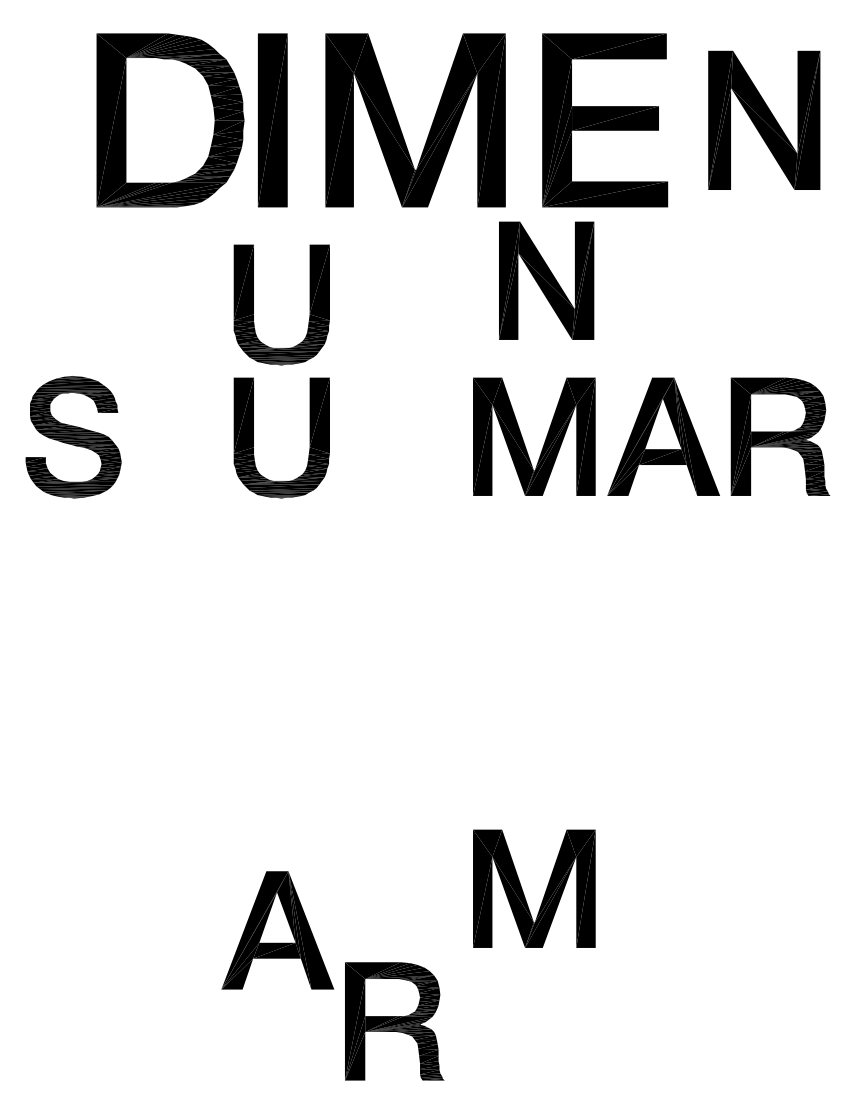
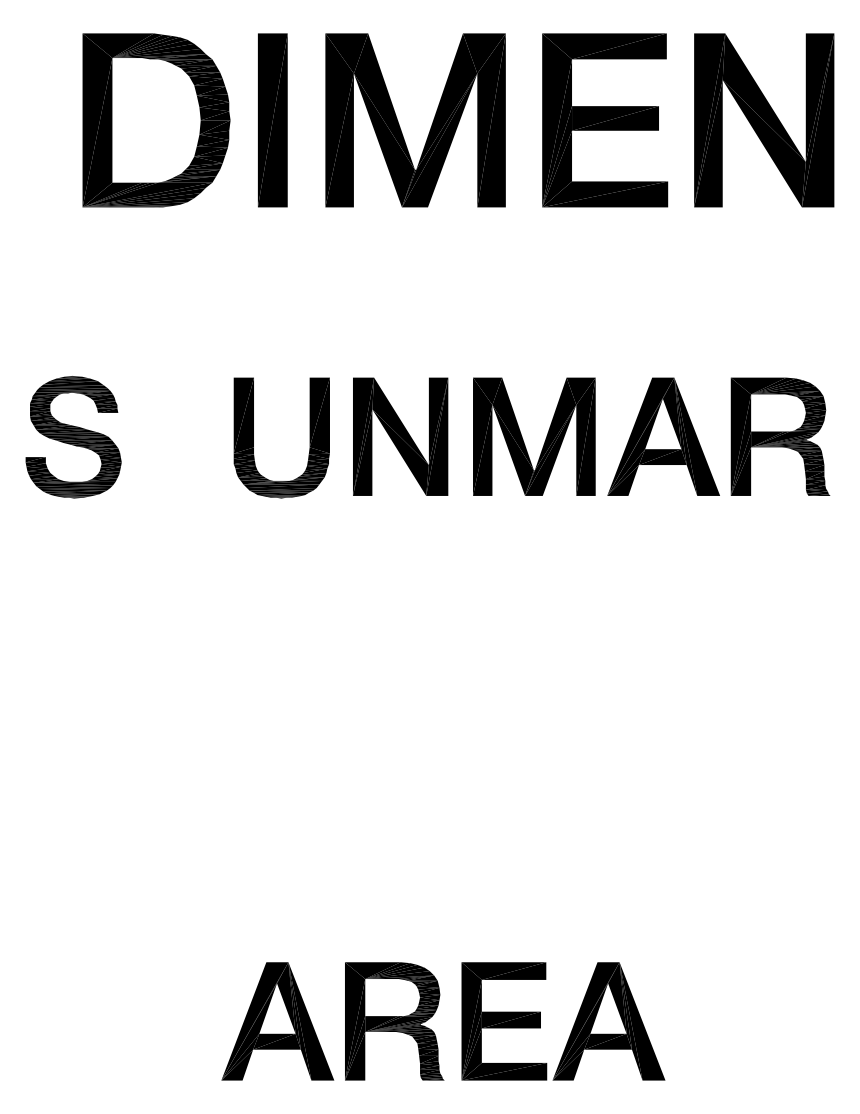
part size: 113x140 px -> 141x175 px (764, 120)
part position: (170, 120) -> (156, 120) (156, 120)
part position: (546, 280) -> (400, 436) (400, 436)
part: present -> none (253, 304)
part: present -> none (545, 890)
part position: (277, 930) -> (277, 1021) (277, 1021)
part: none -> present (573, 1024)
